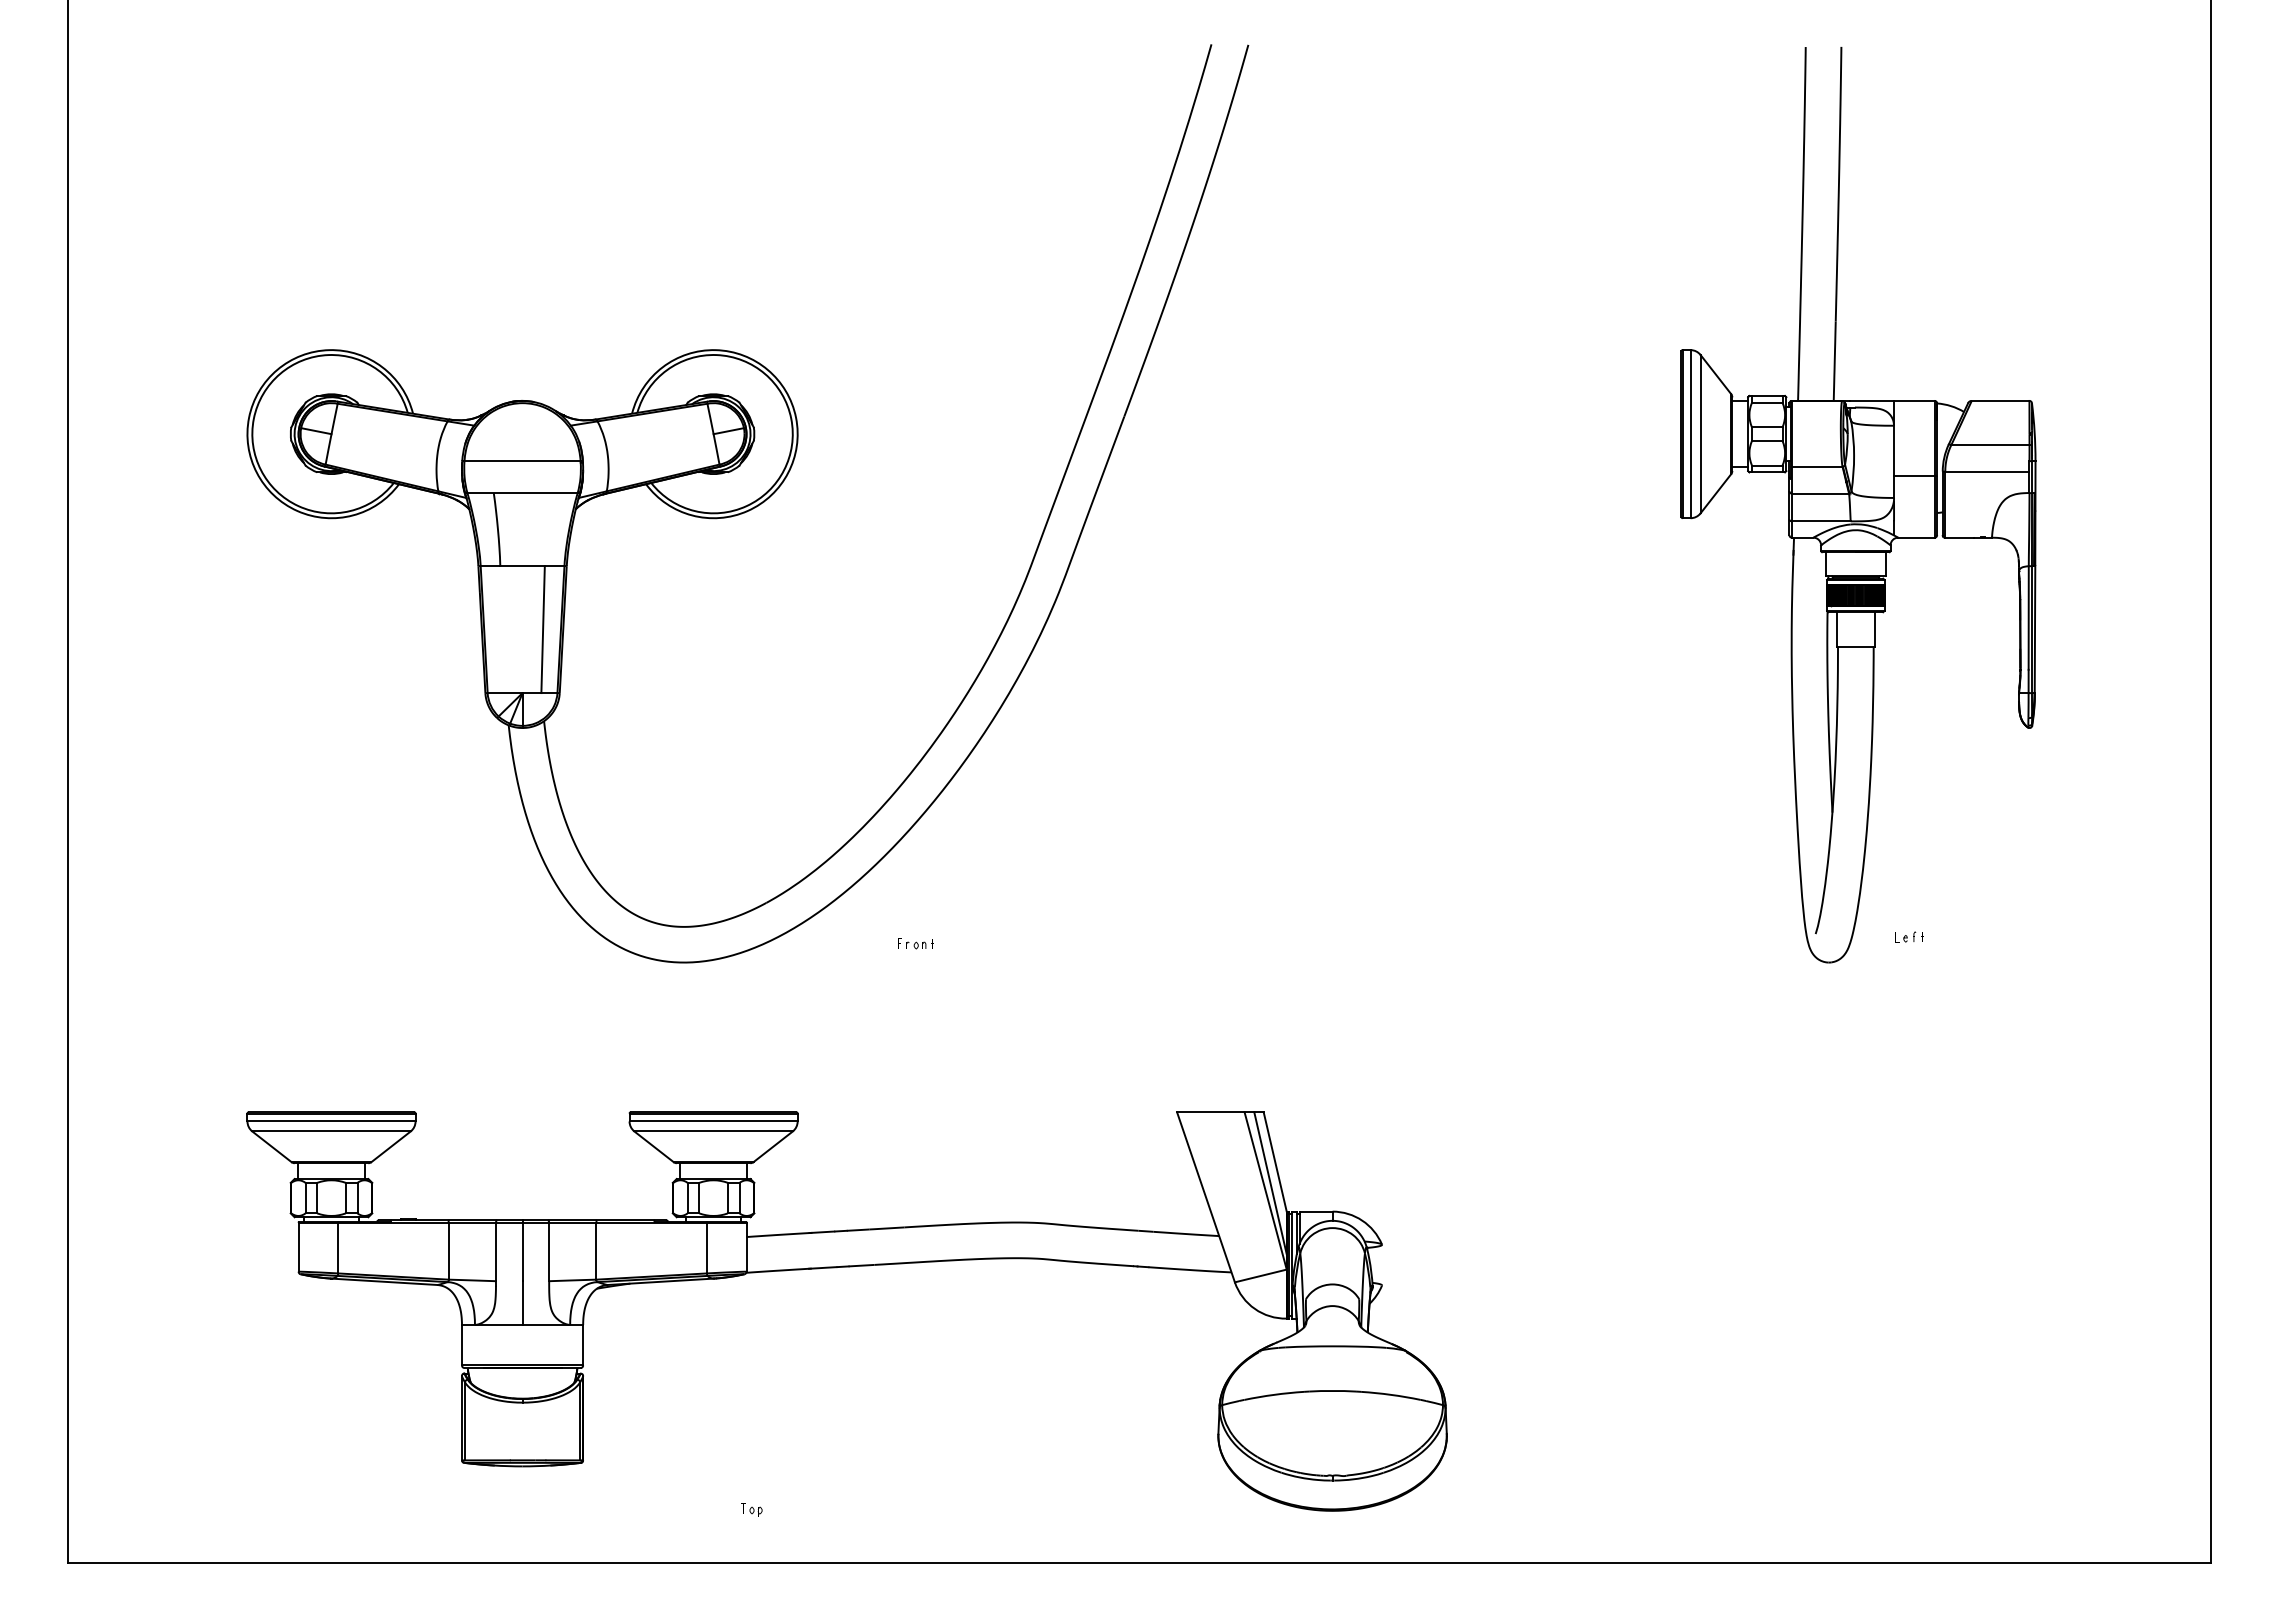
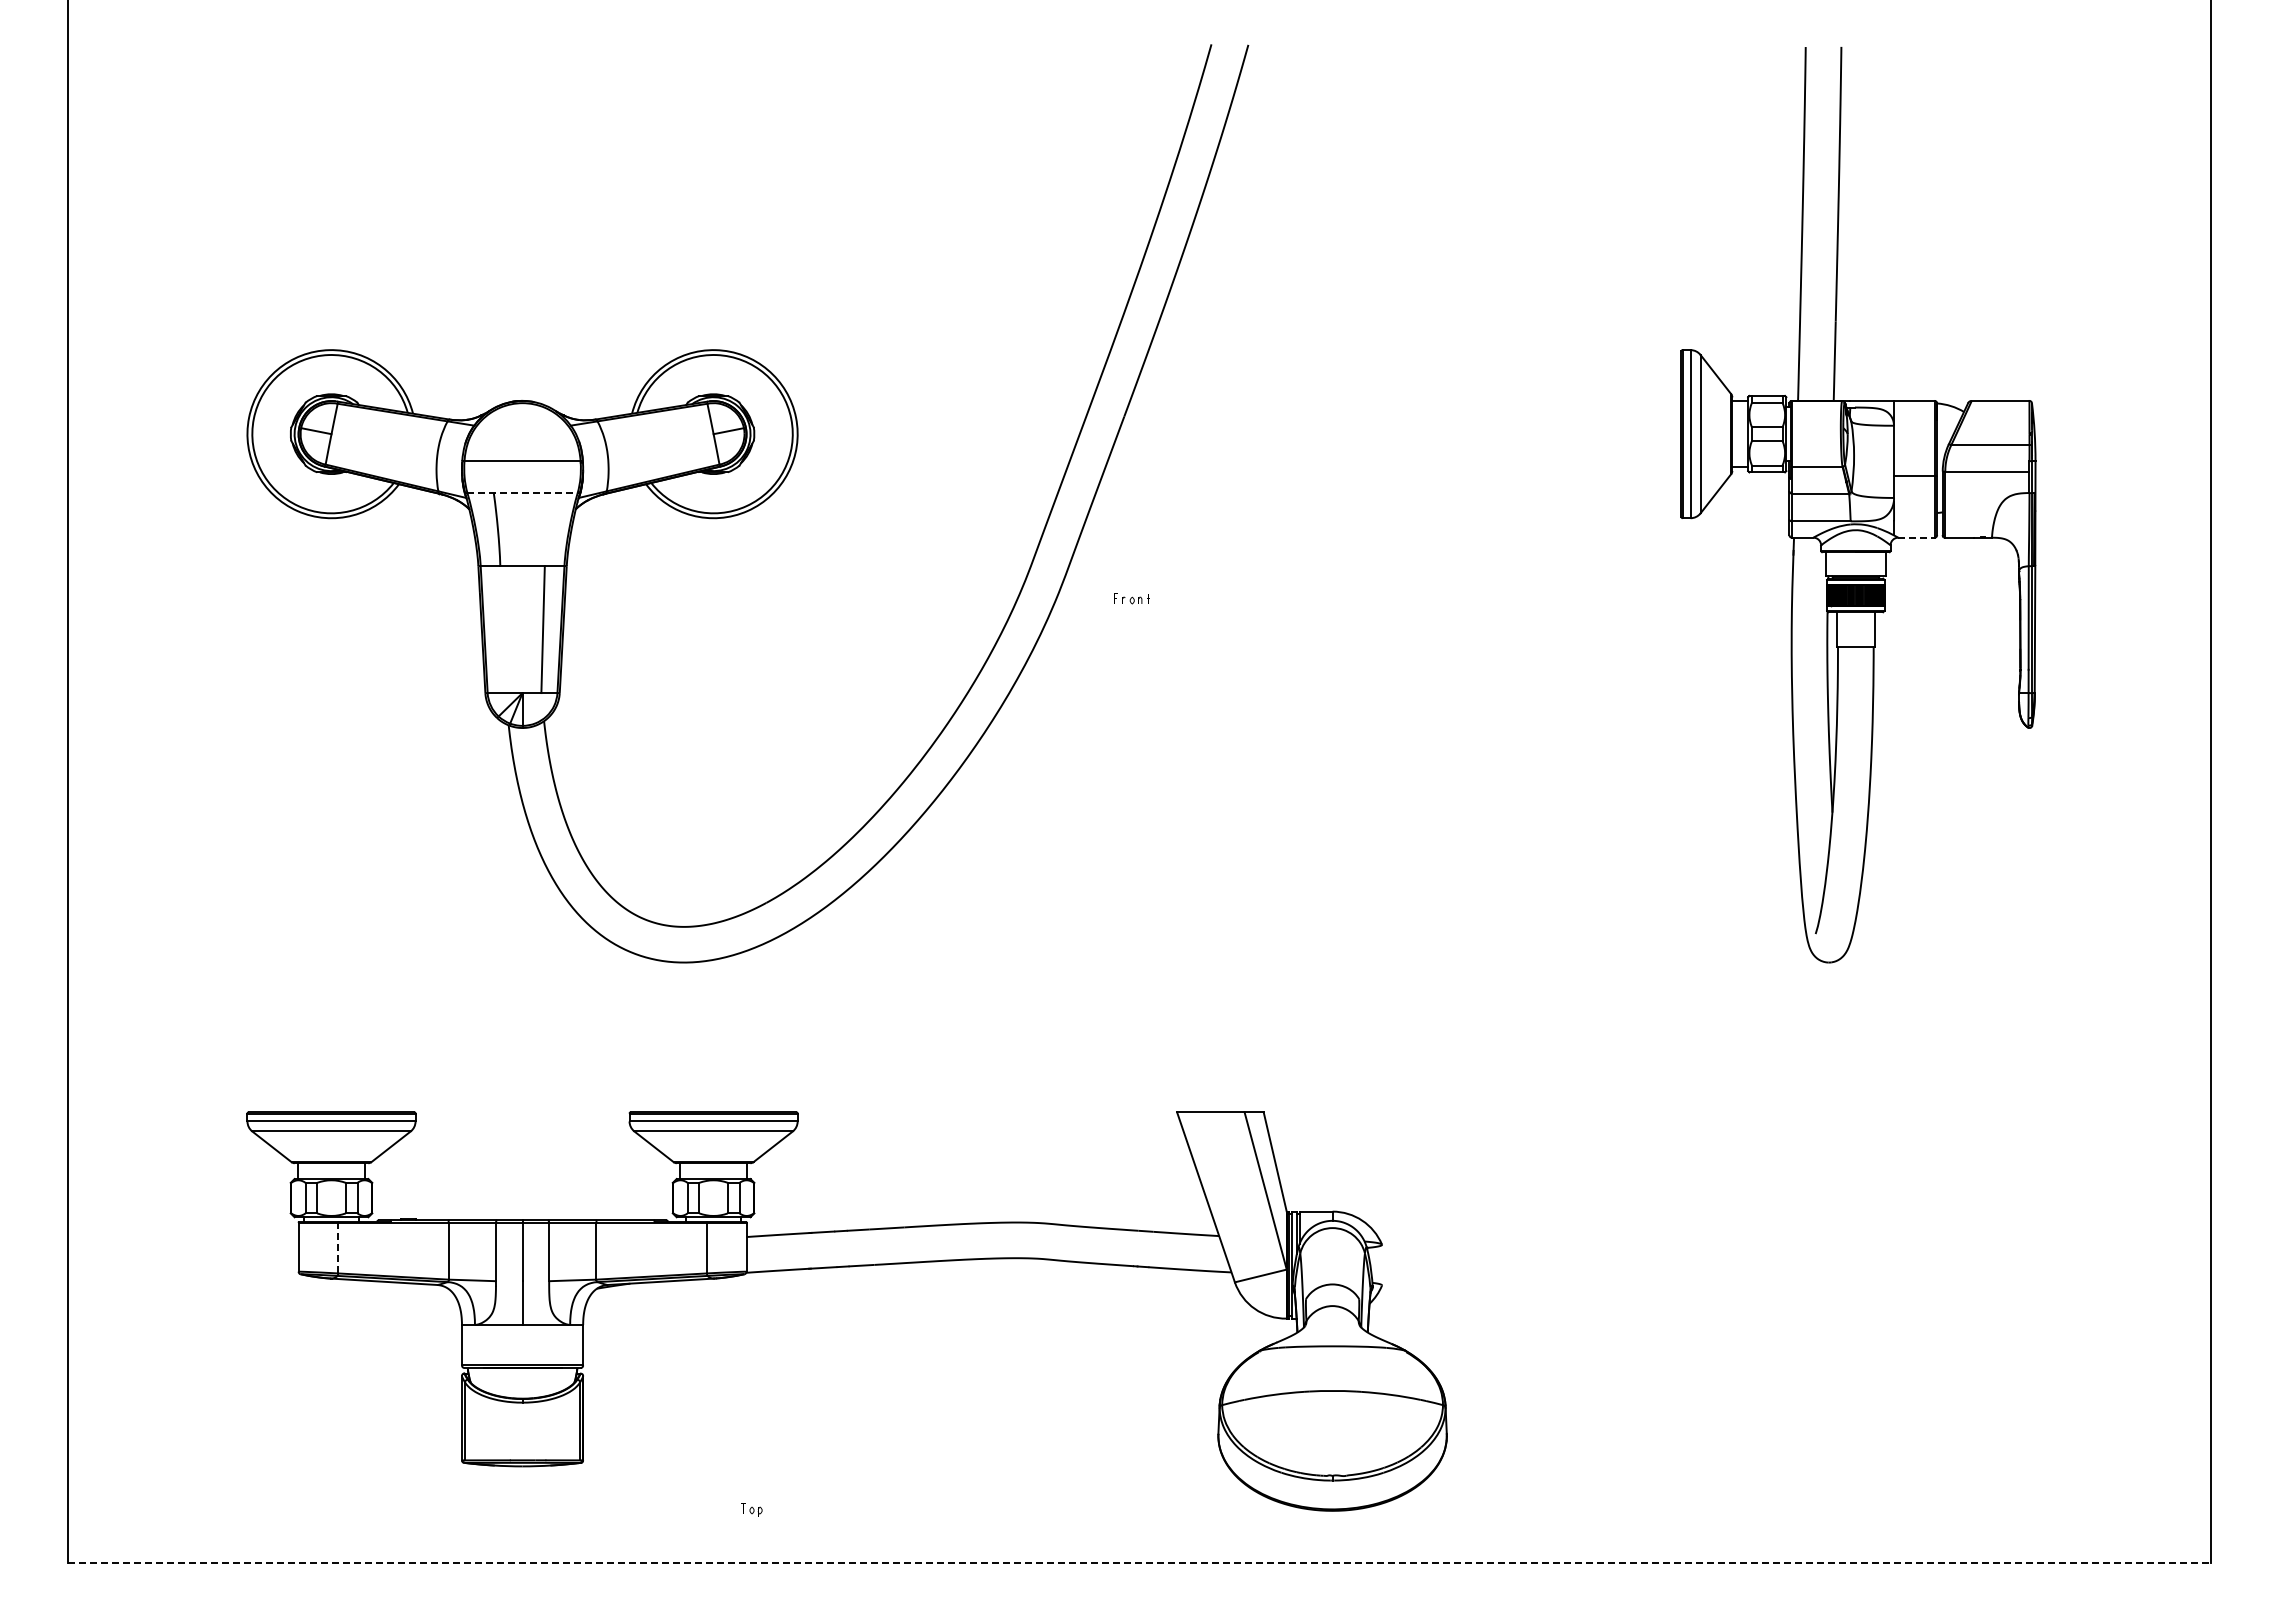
line: solid -> dashed (523, 493)
line: solid -> dashed (1916, 537)
part: present -> none (1909, 936)
part position: (915, 943) -> (1131, 598) (1131, 598)
line: present -> none (1270, 1183)
line: solid -> dashed (338, 1247)
line: solid -> dashed (1139, 1562)
